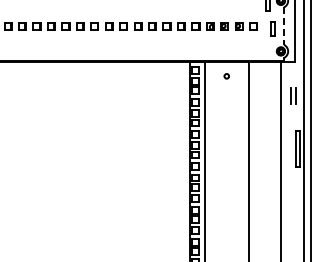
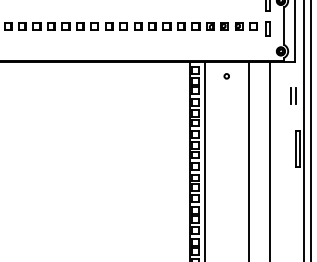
line: dashed -> solid (284, 26)
part position: (272, 28) -> (267, 28) (267, 28)
line position: (281, 159) -> (270, 159) (270, 159)
